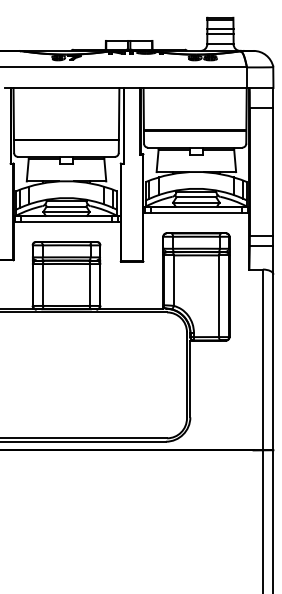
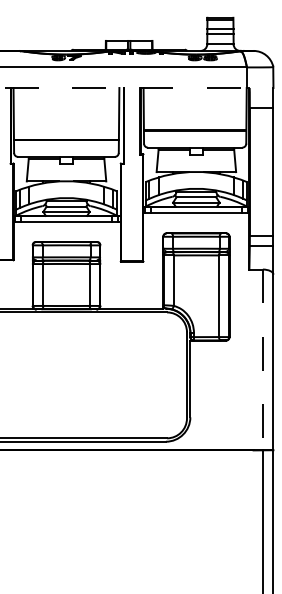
line: solid -> dashed (139, 88)
line: solid -> dashed (262, 360)
